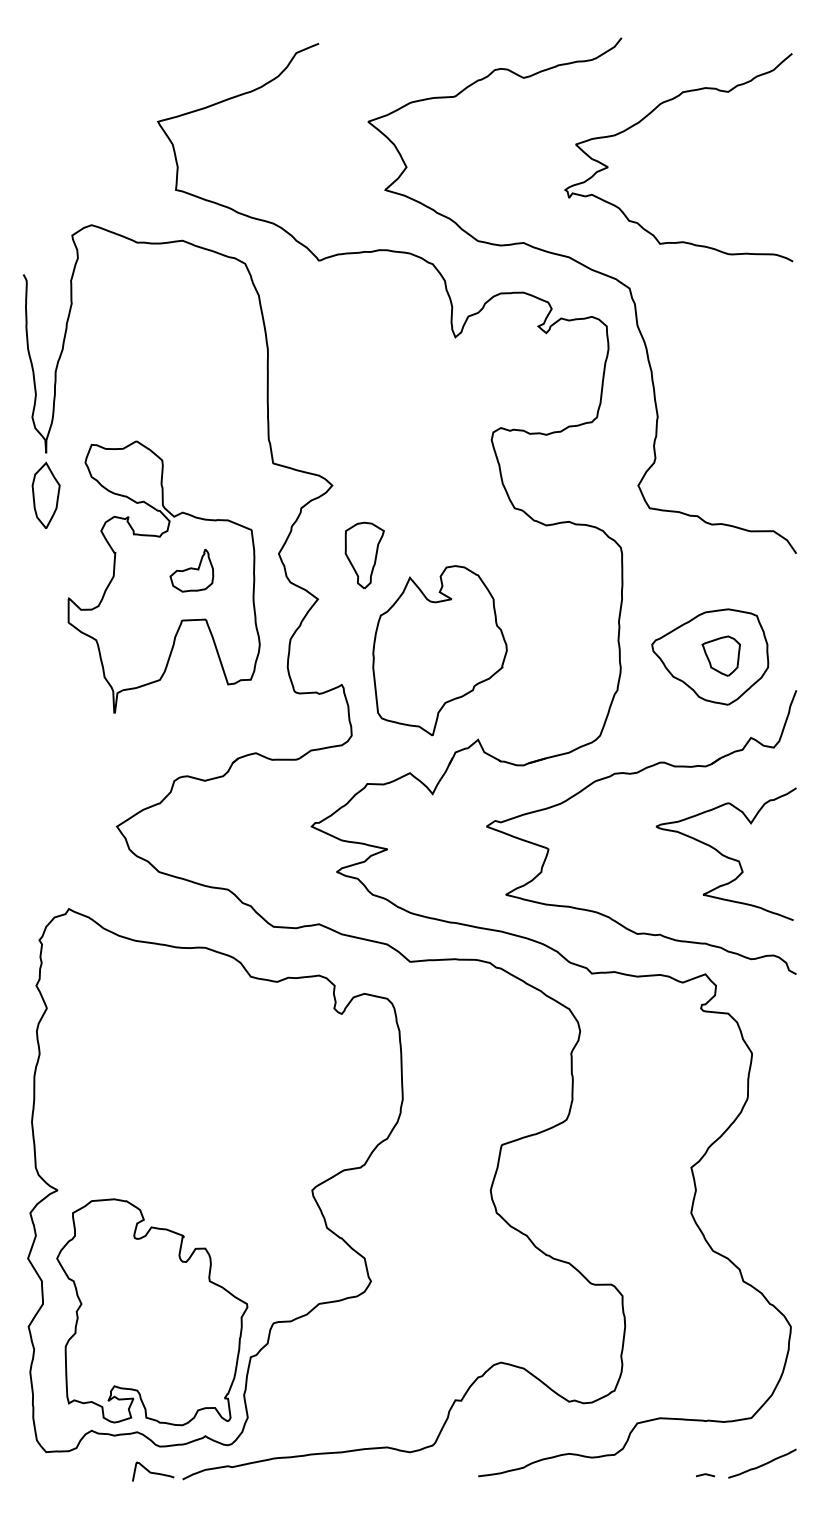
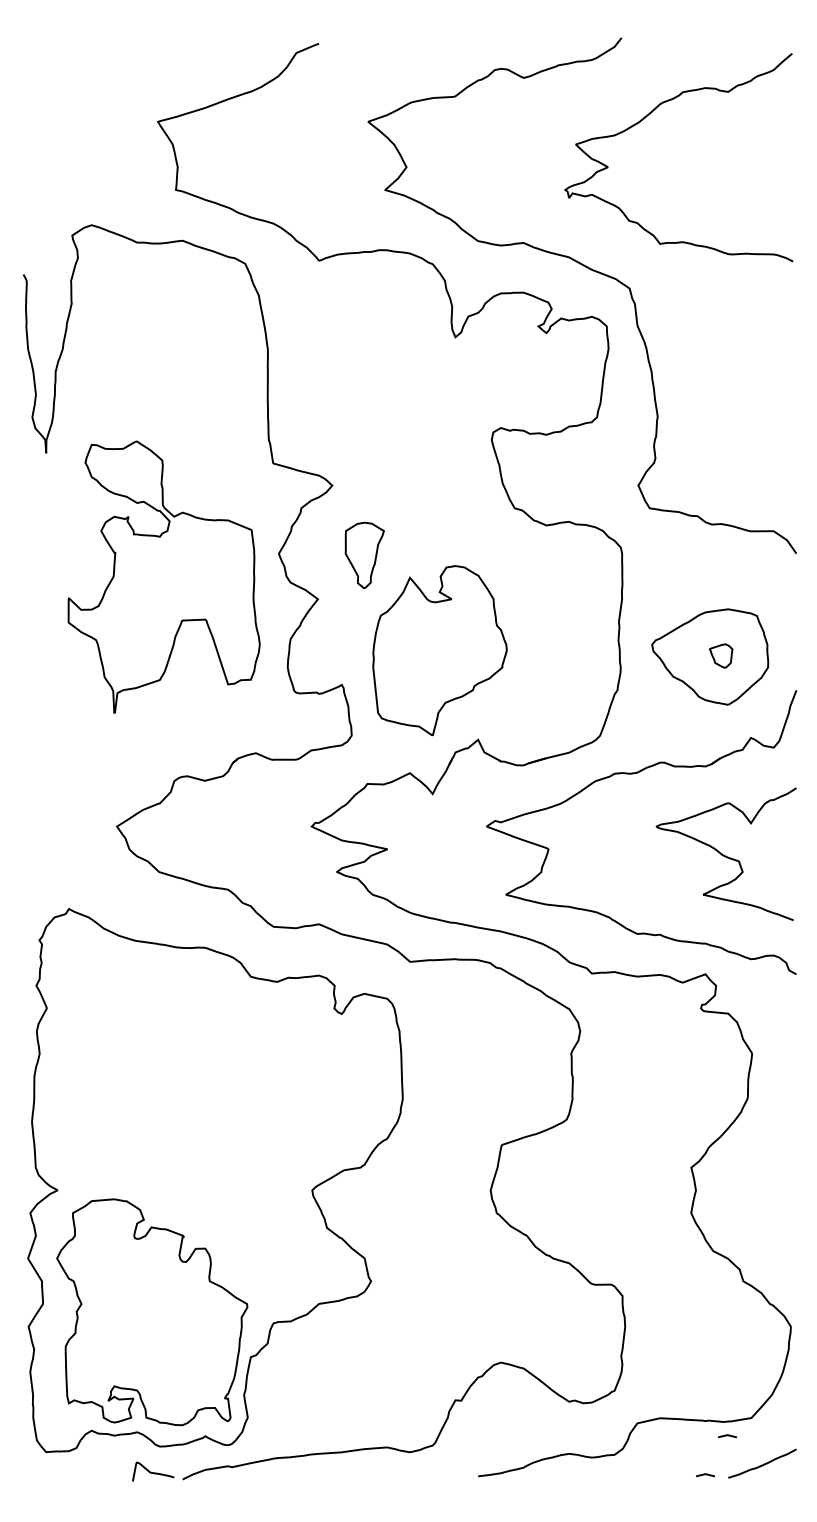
part: present -> none (45, 494)
part: present -> none (191, 570)
part size: 40x42 px -> 25x26 px (721, 655)
line: none -> present (727, 1436)
